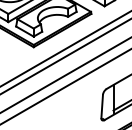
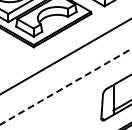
line: present -> none (65, 48)
line: present -> none (65, 75)
line: solid -> dashed (66, 86)
